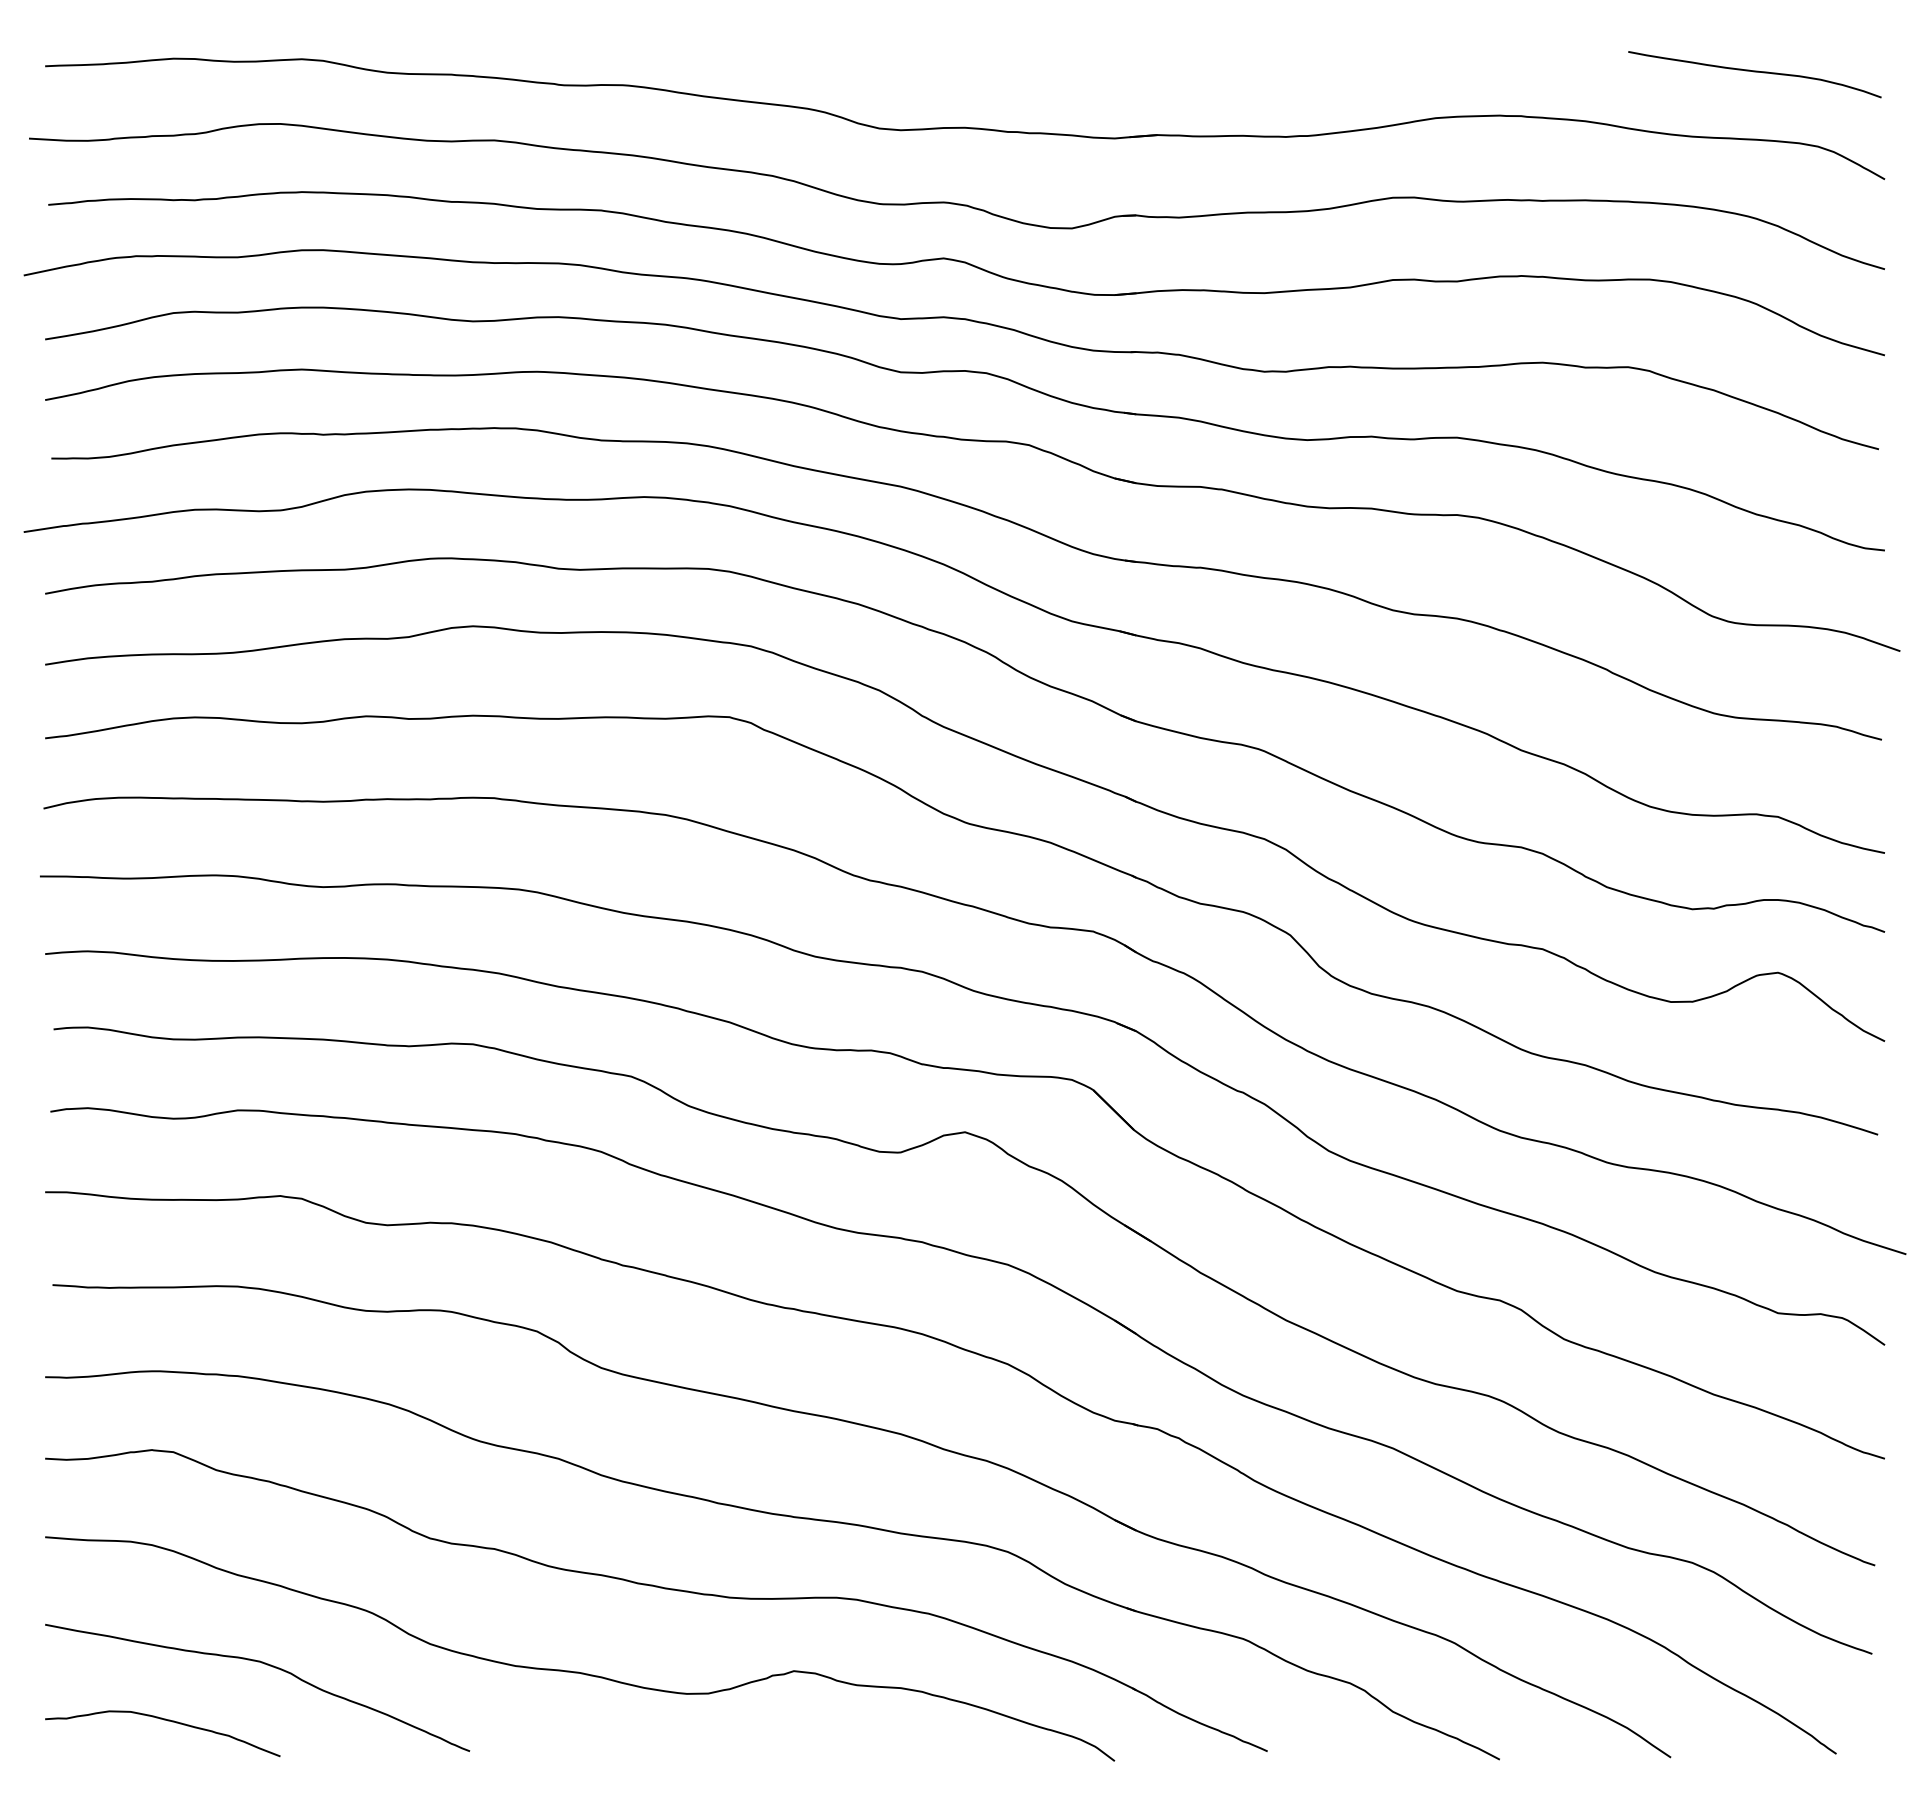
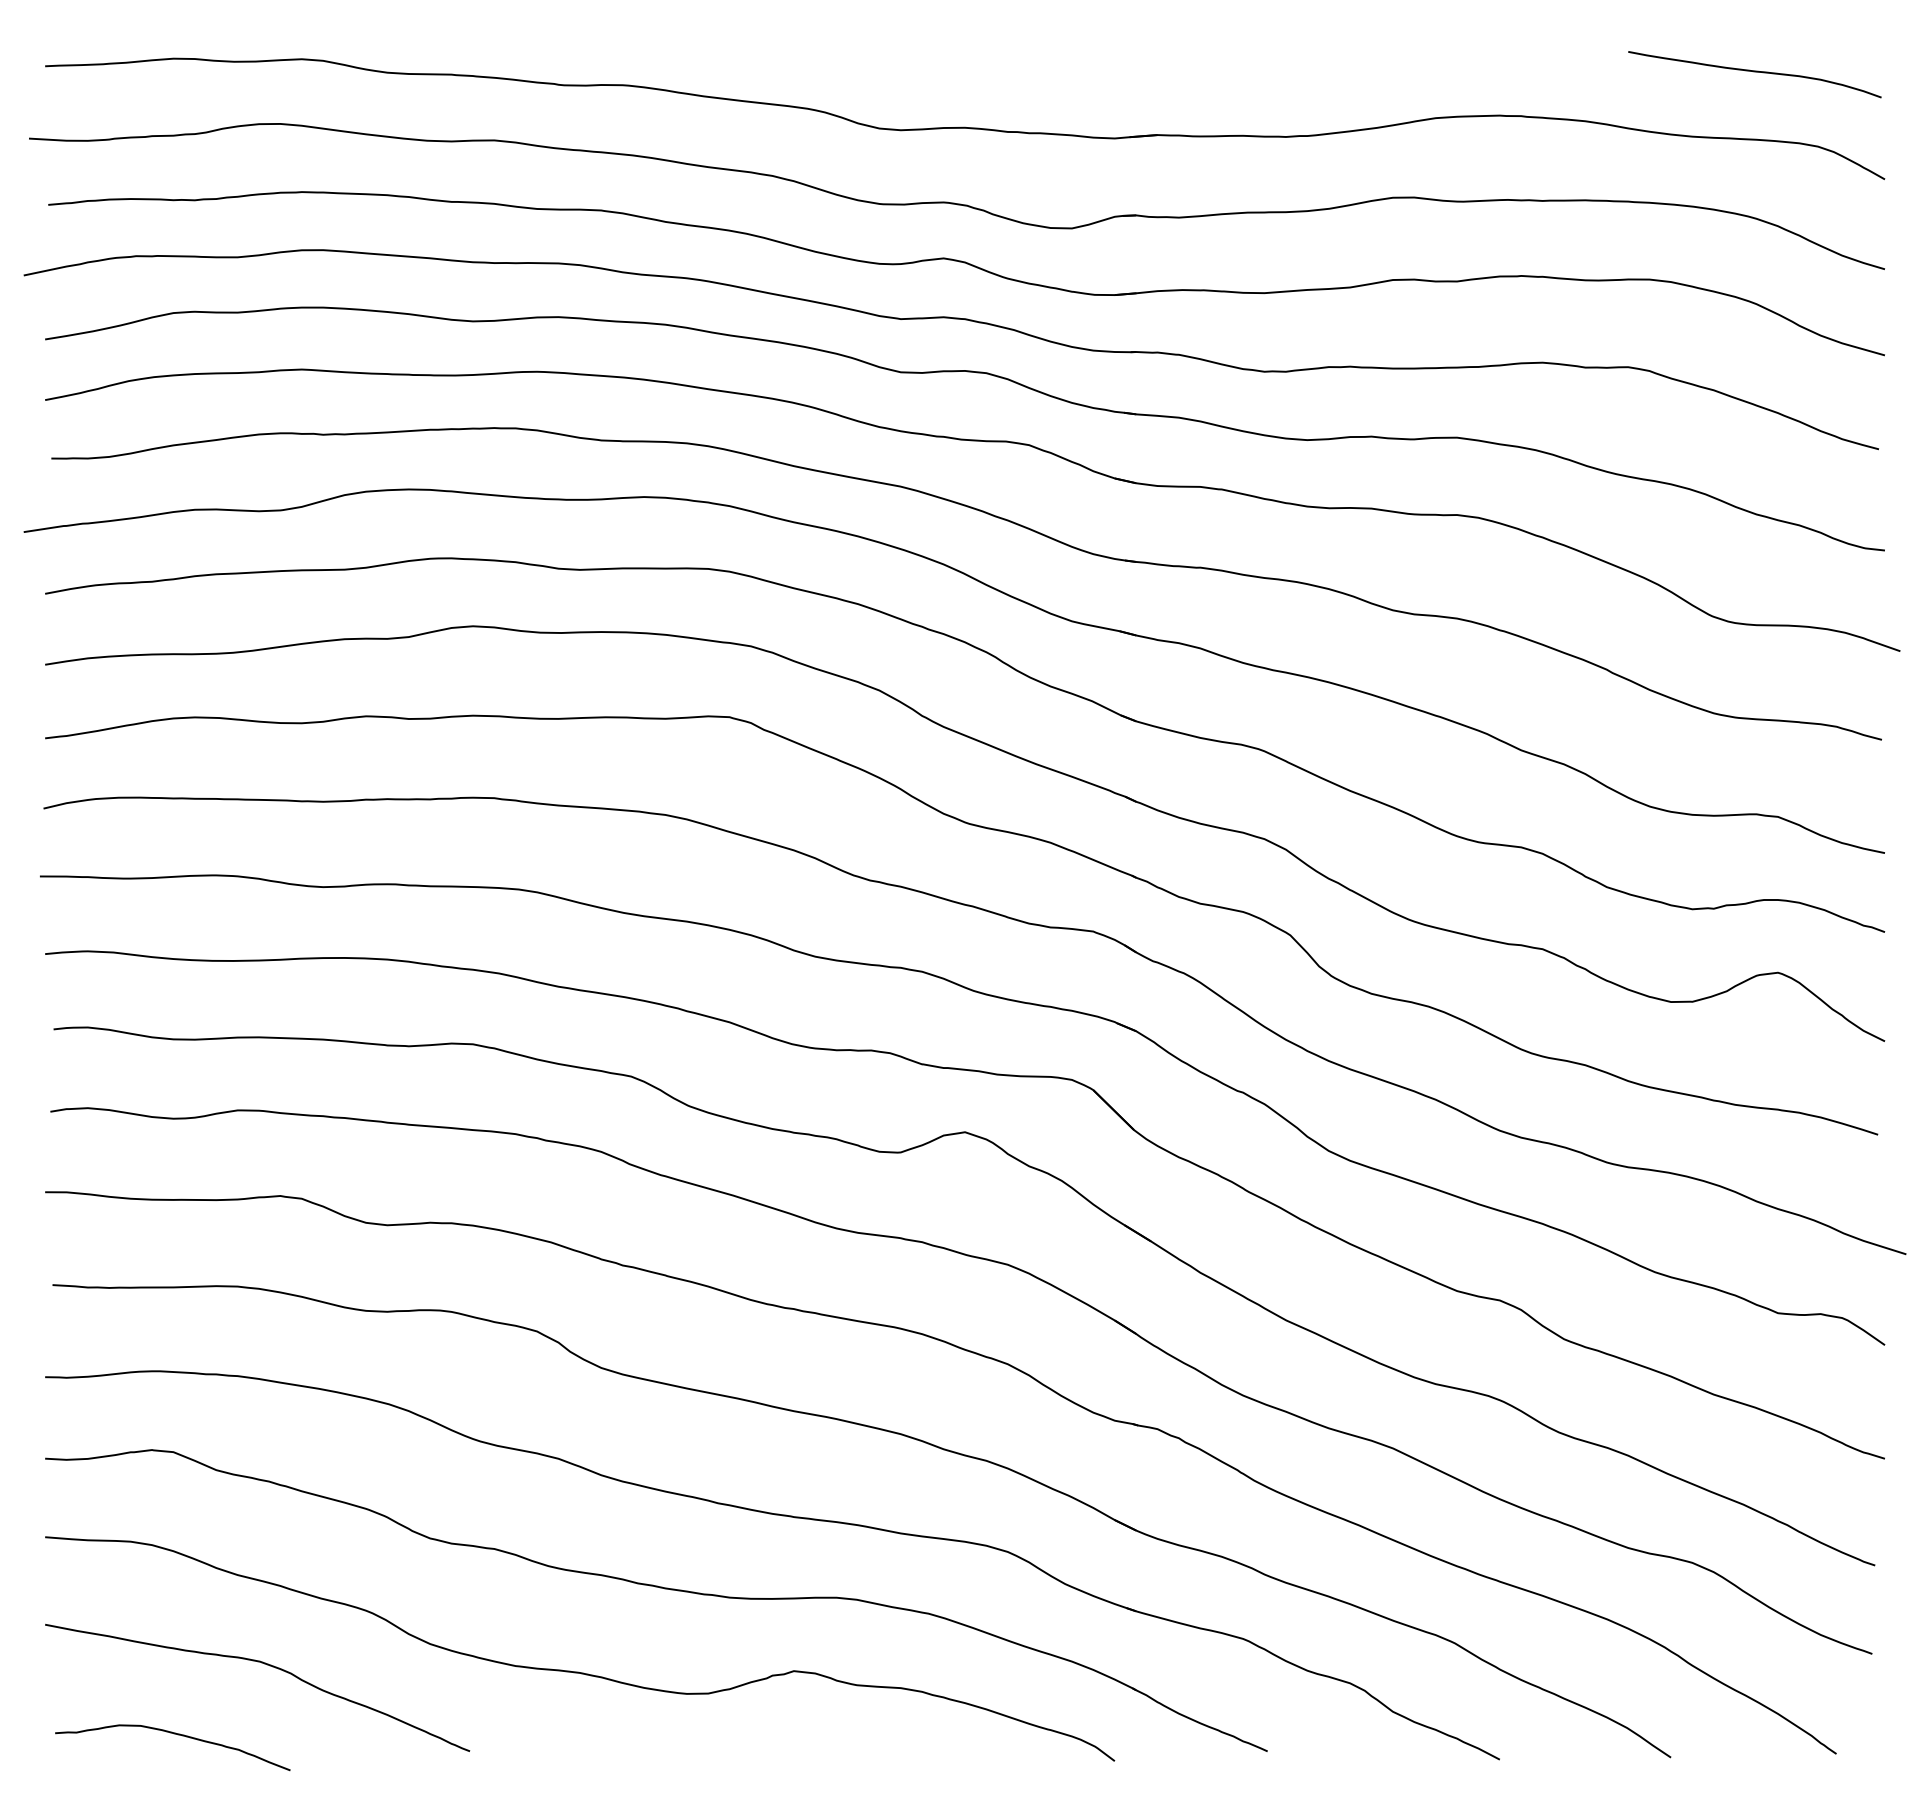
curve position: (167, 1721) -> (177, 1735) (177, 1735)
